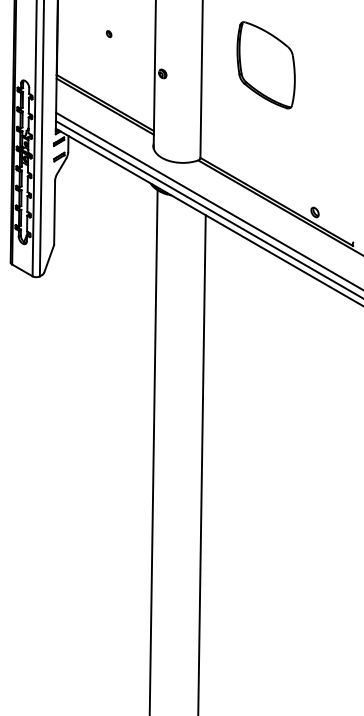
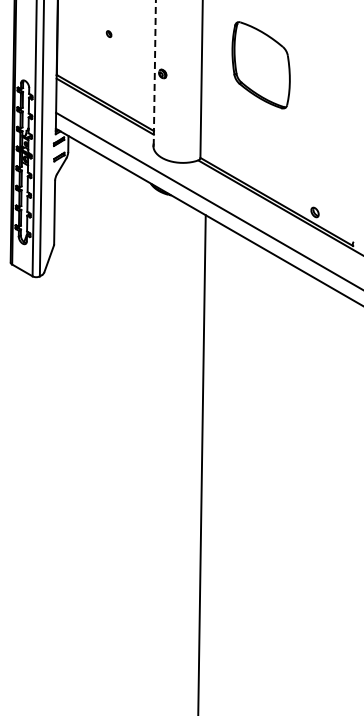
part position: (265, 65) -> (260, 65) (260, 65)
line: solid -> dashed (154, 74)
line: present -> none (208, 209)
line: present -> none (153, 451)
